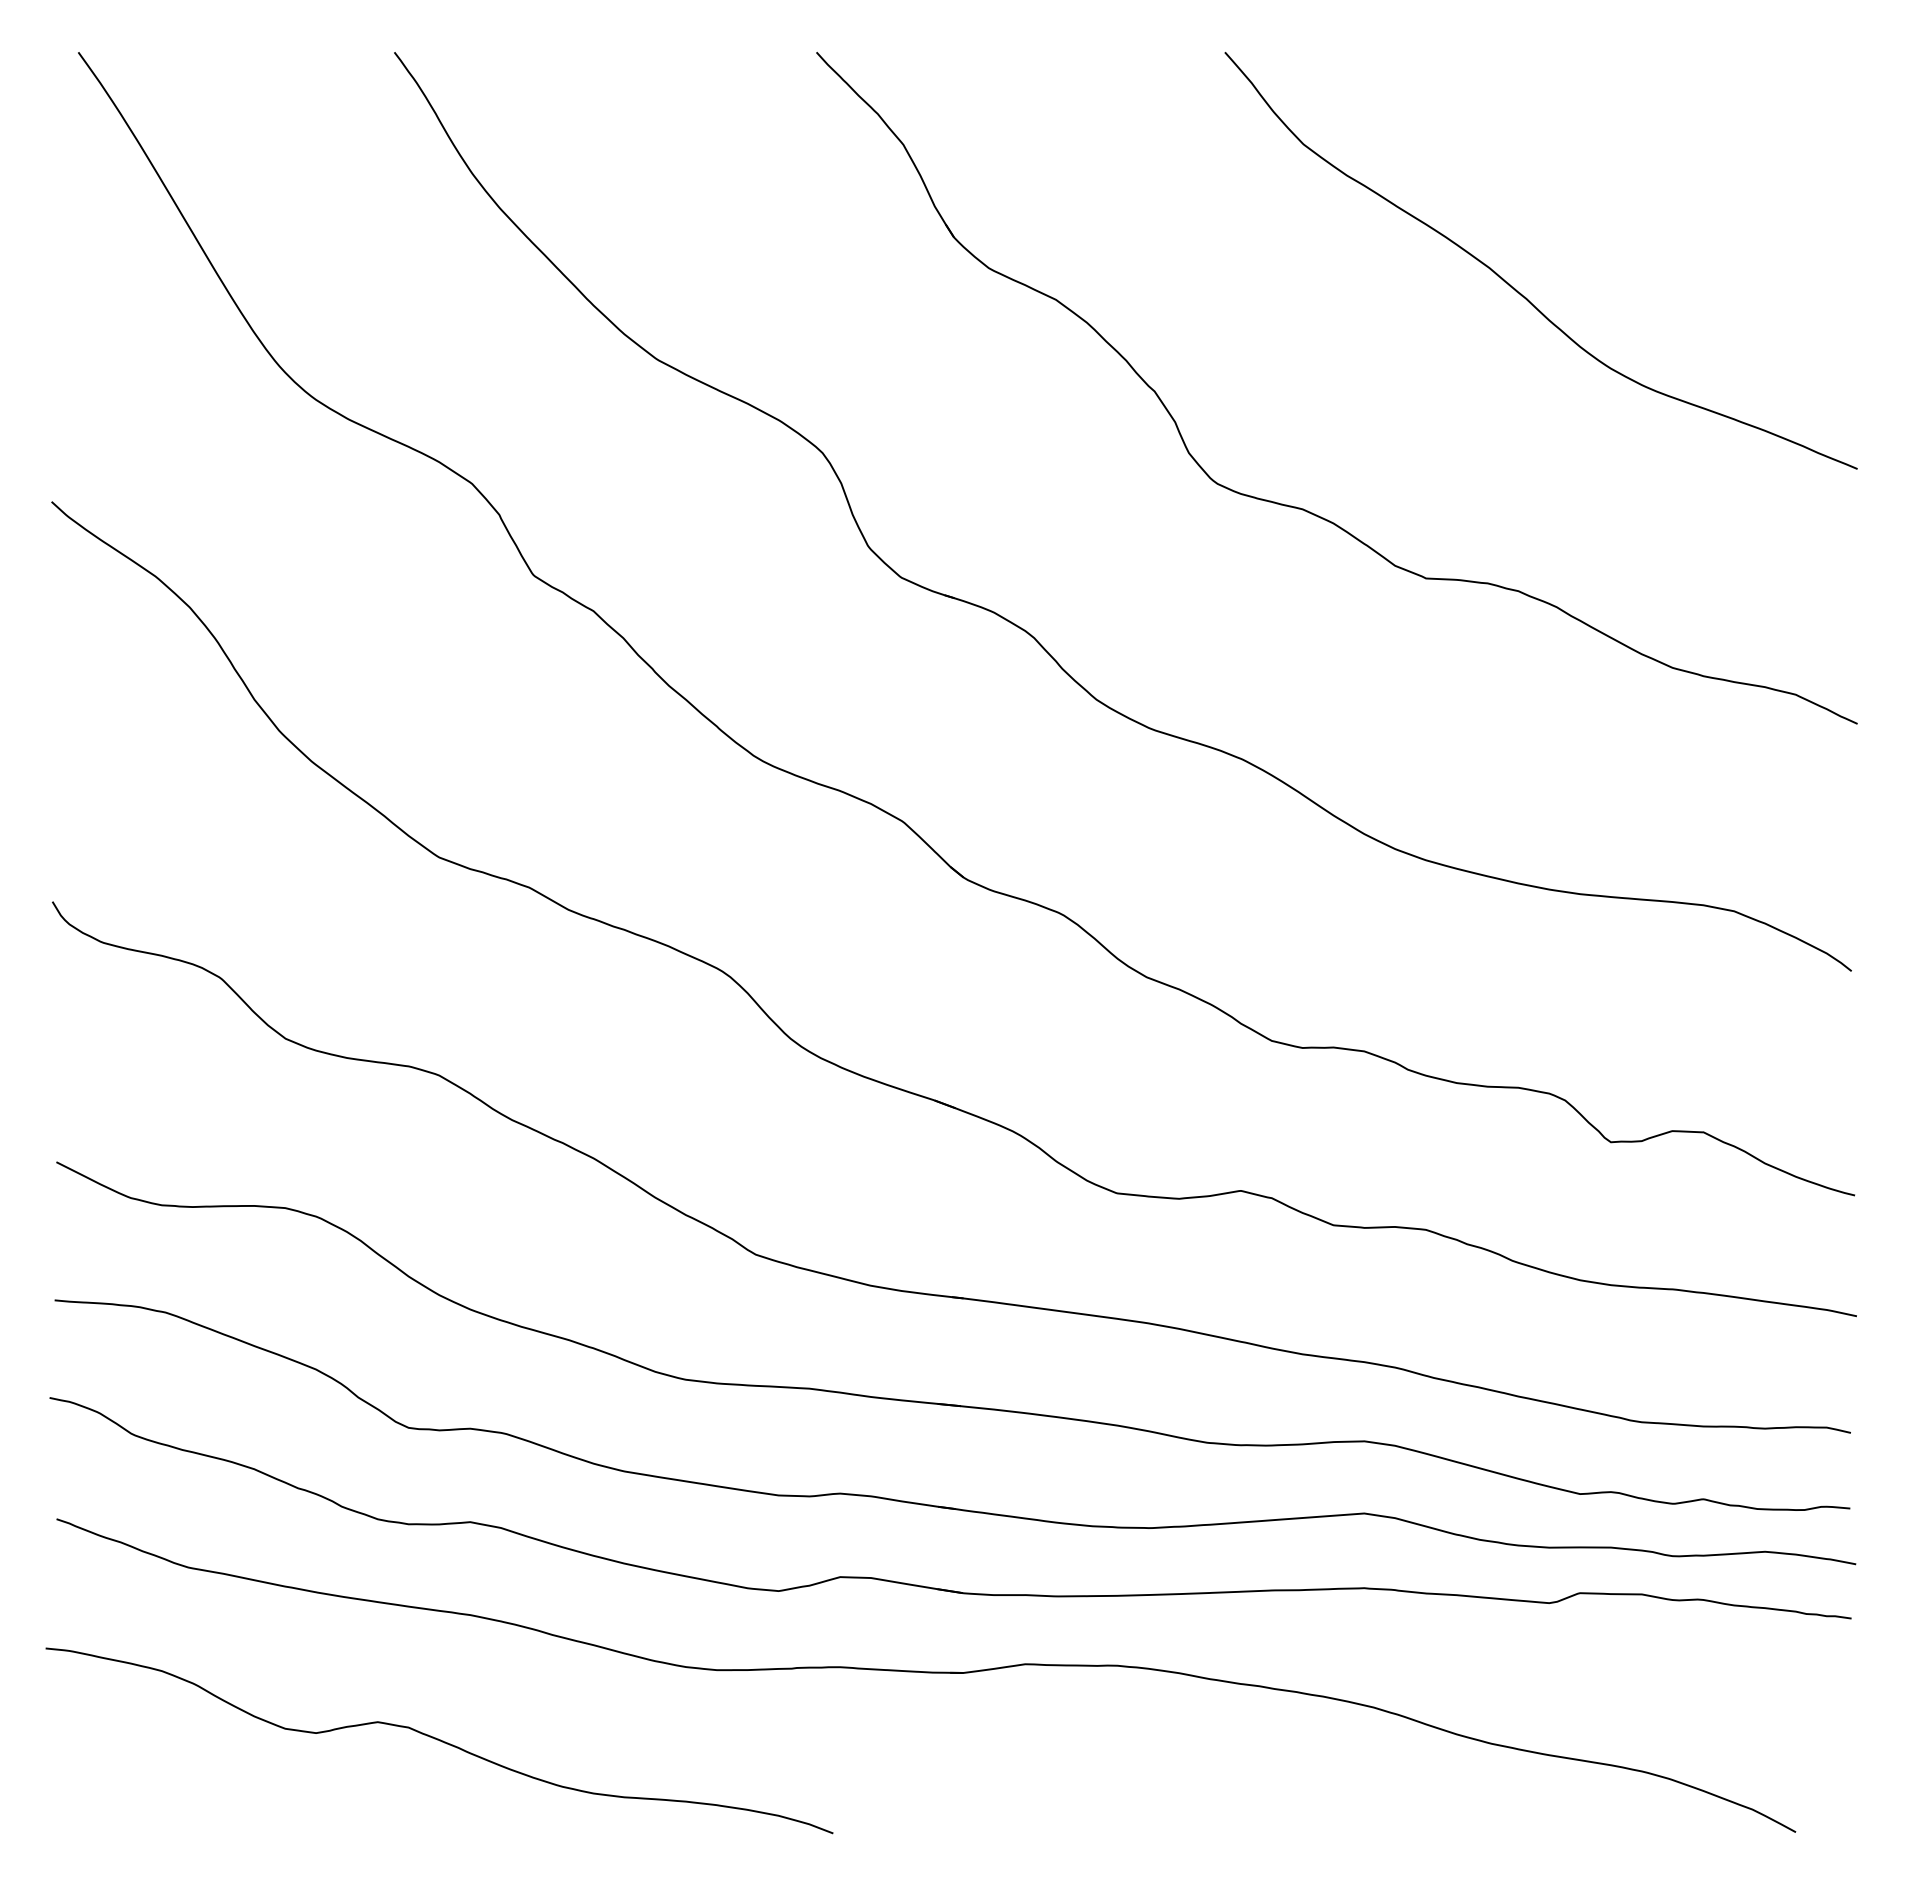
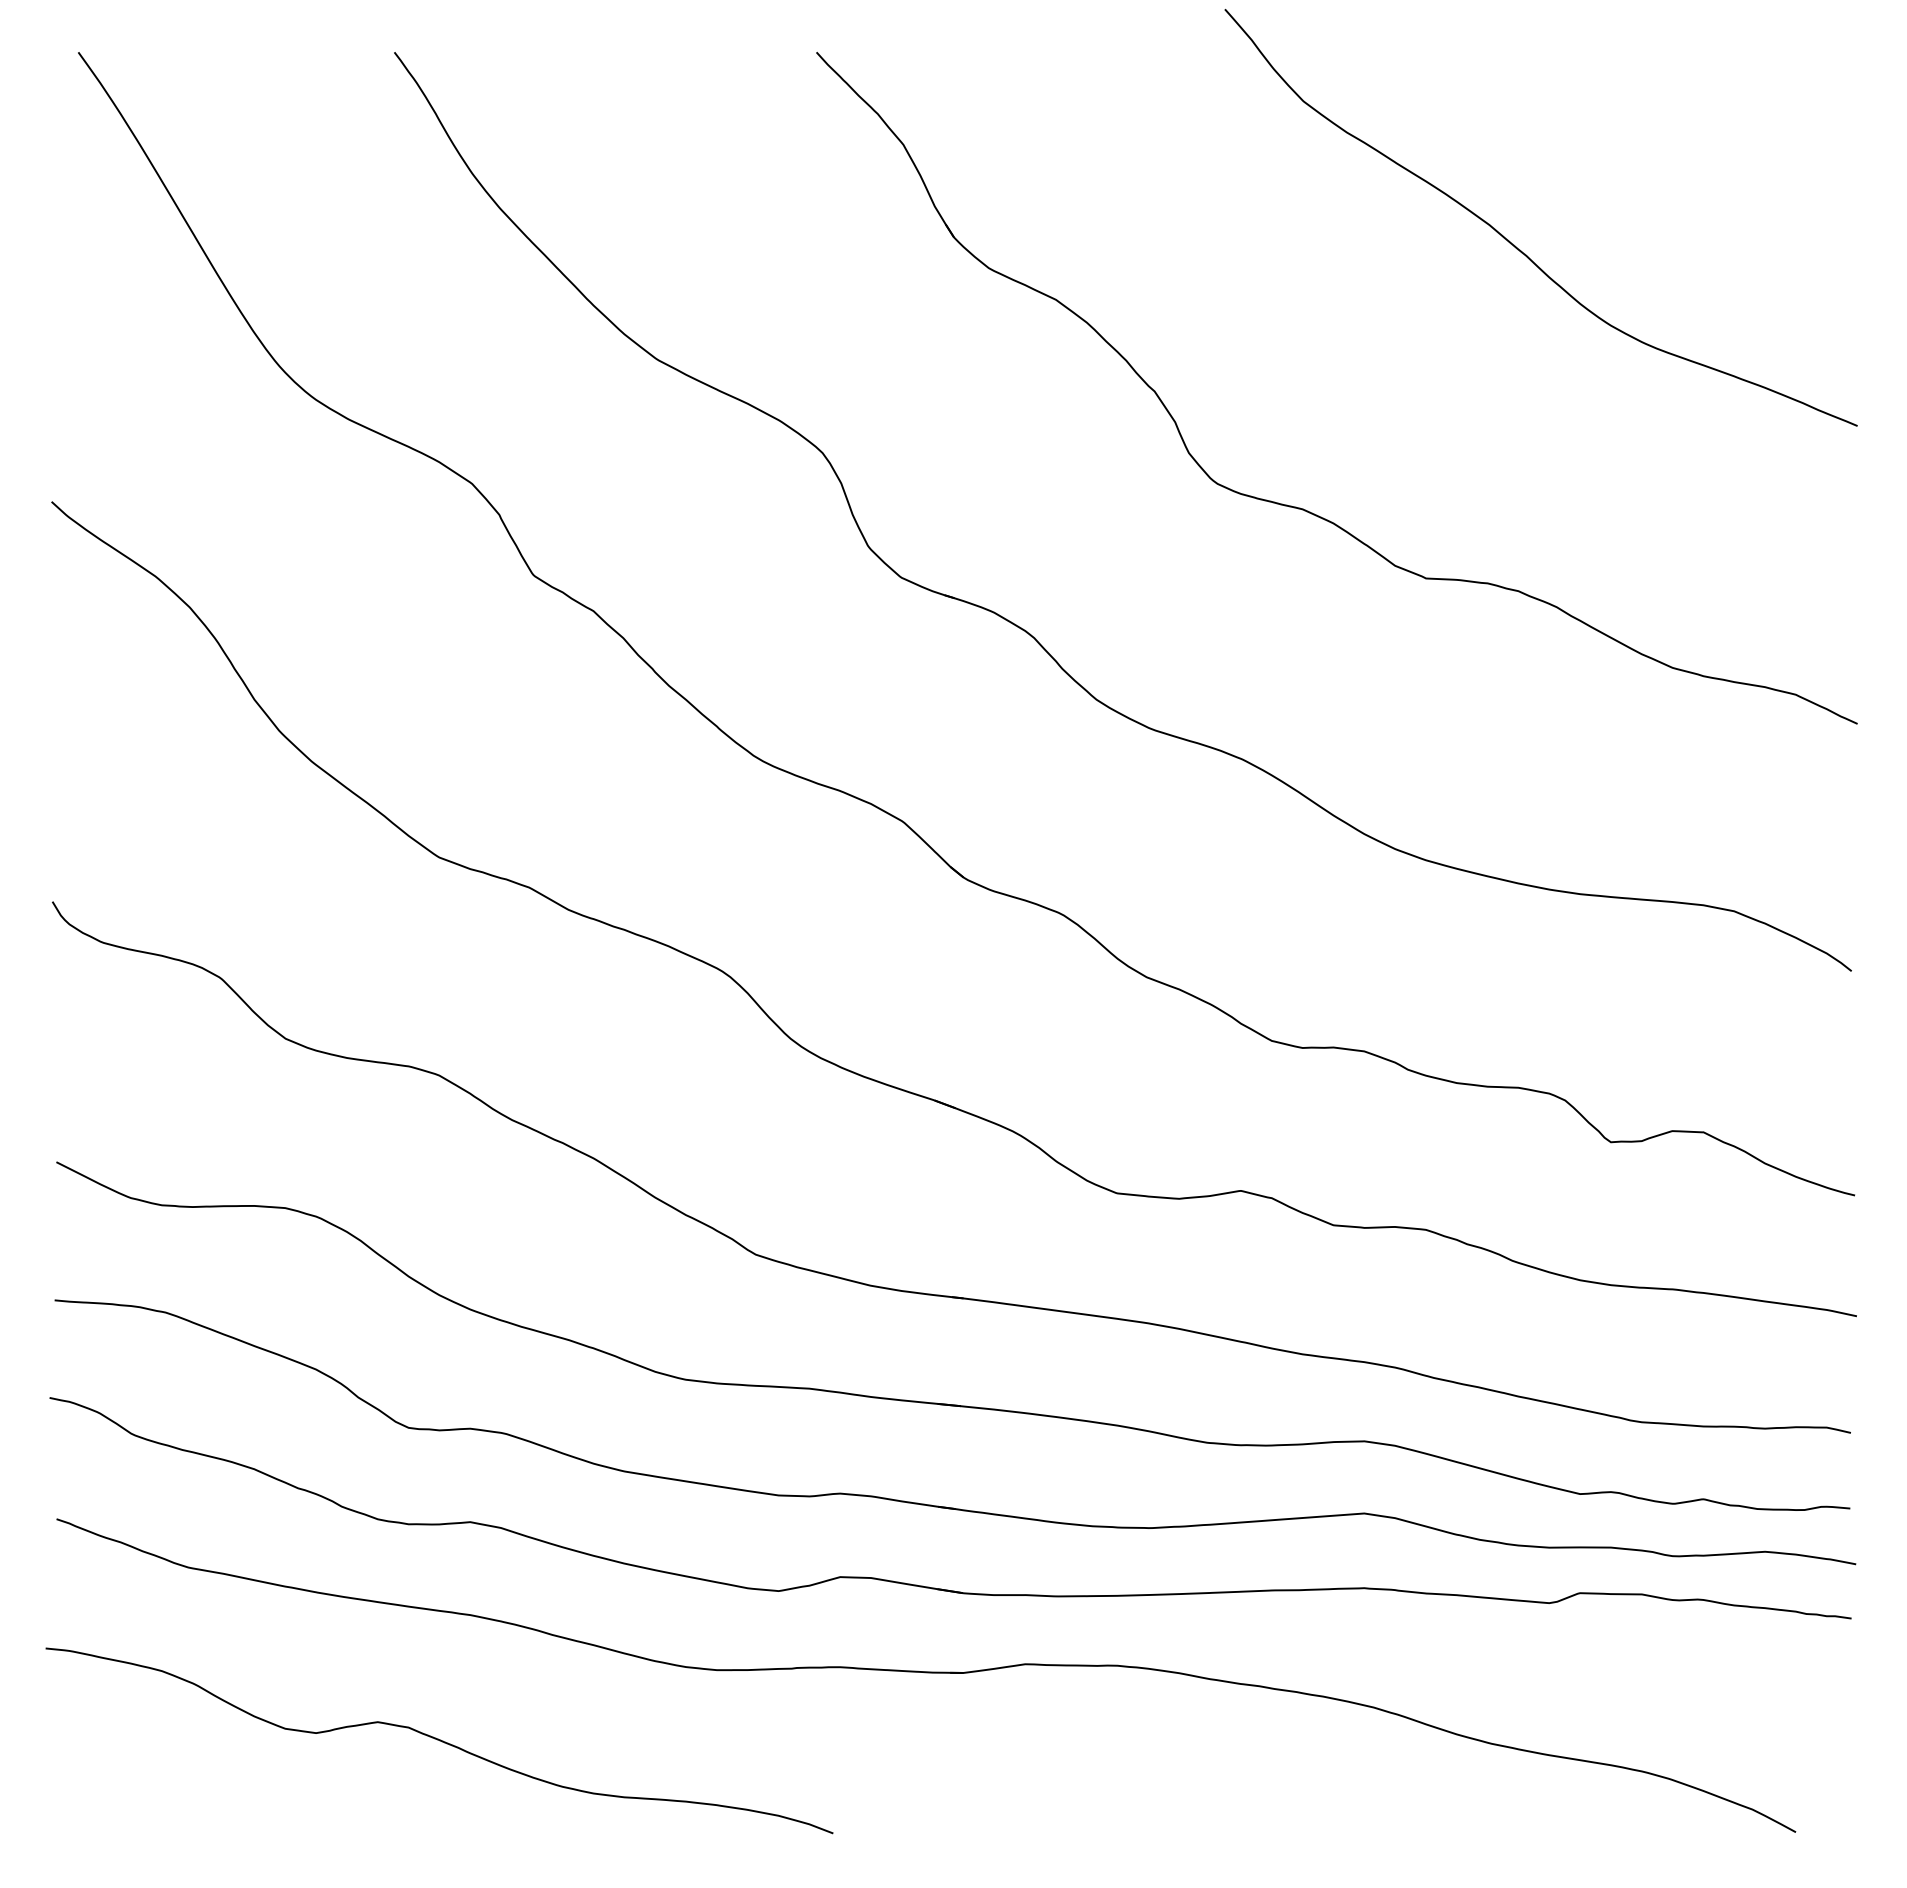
curve position: (1514, 287) -> (1514, 244) (1514, 244)
